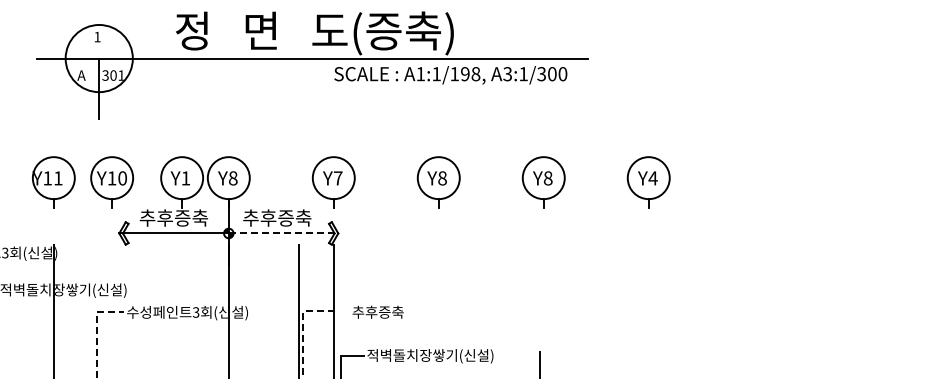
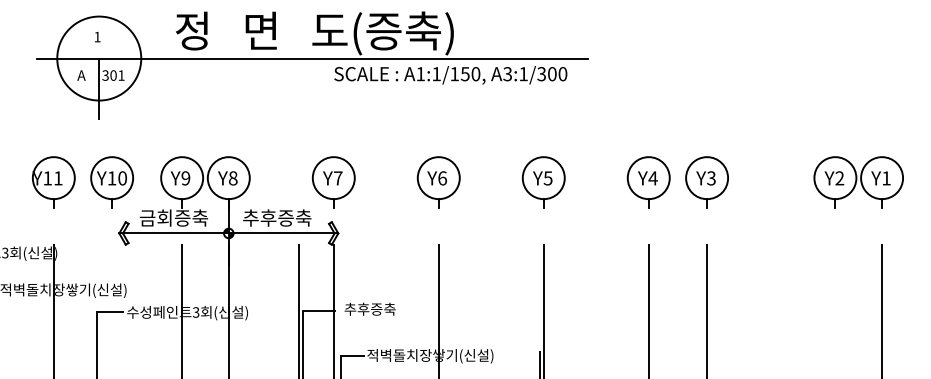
circle diameter: 67 px -> 84 px (99, 58)
text: A1:1/198, -> A1:1/150, (470, 74)
text: Y1 -> Y9 (185, 178)
text: Y8 -> Y6 (442, 178)
text: Y8 -> Y5 (547, 178)
part: none -> present (706, 182)
part: none -> present (858, 182)
text: 추후증축 -> 금회증축 (155, 217)
line: dashed -> solid (283, 233)
line: none -> present (182, 309)
line: none -> present (438, 309)
line: none -> present (543, 309)
line: none -> present (648, 309)
line: none -> present (707, 309)
line: none -> present (882, 309)
text position: (377, 311) -> (369, 308) (369, 308)
line: dashed -> solid (303, 327)
line: dashed -> solid (96, 330)
